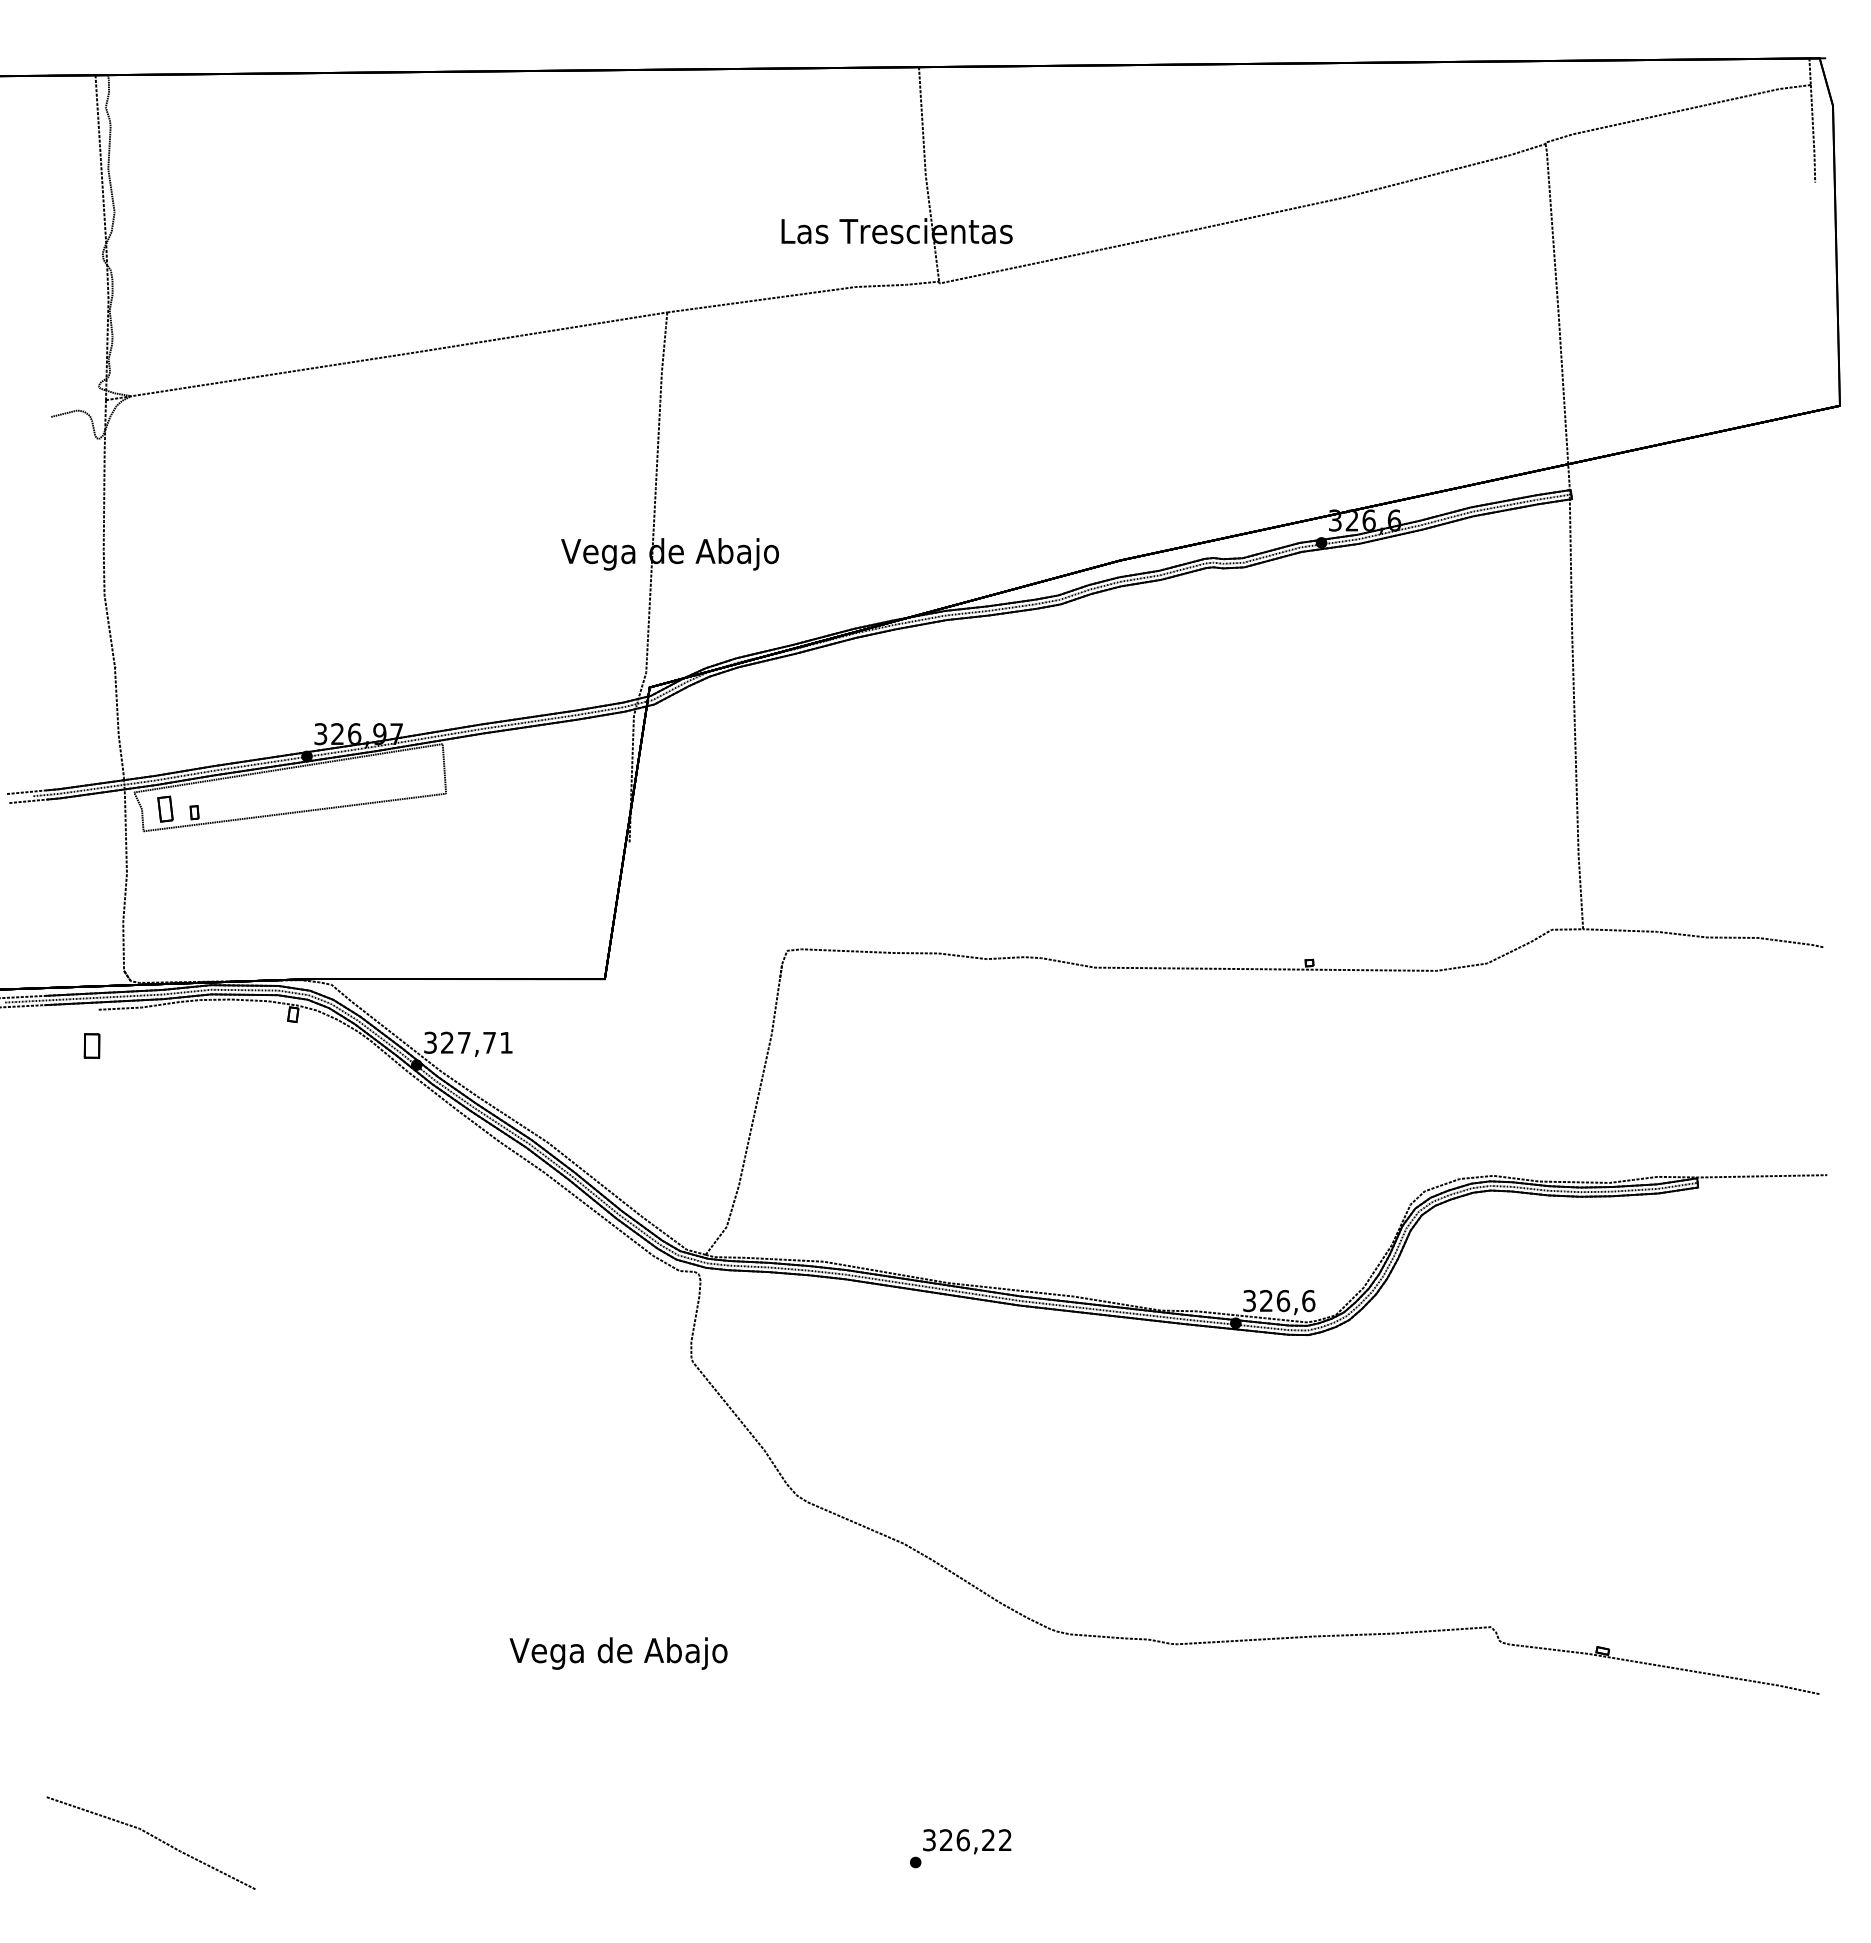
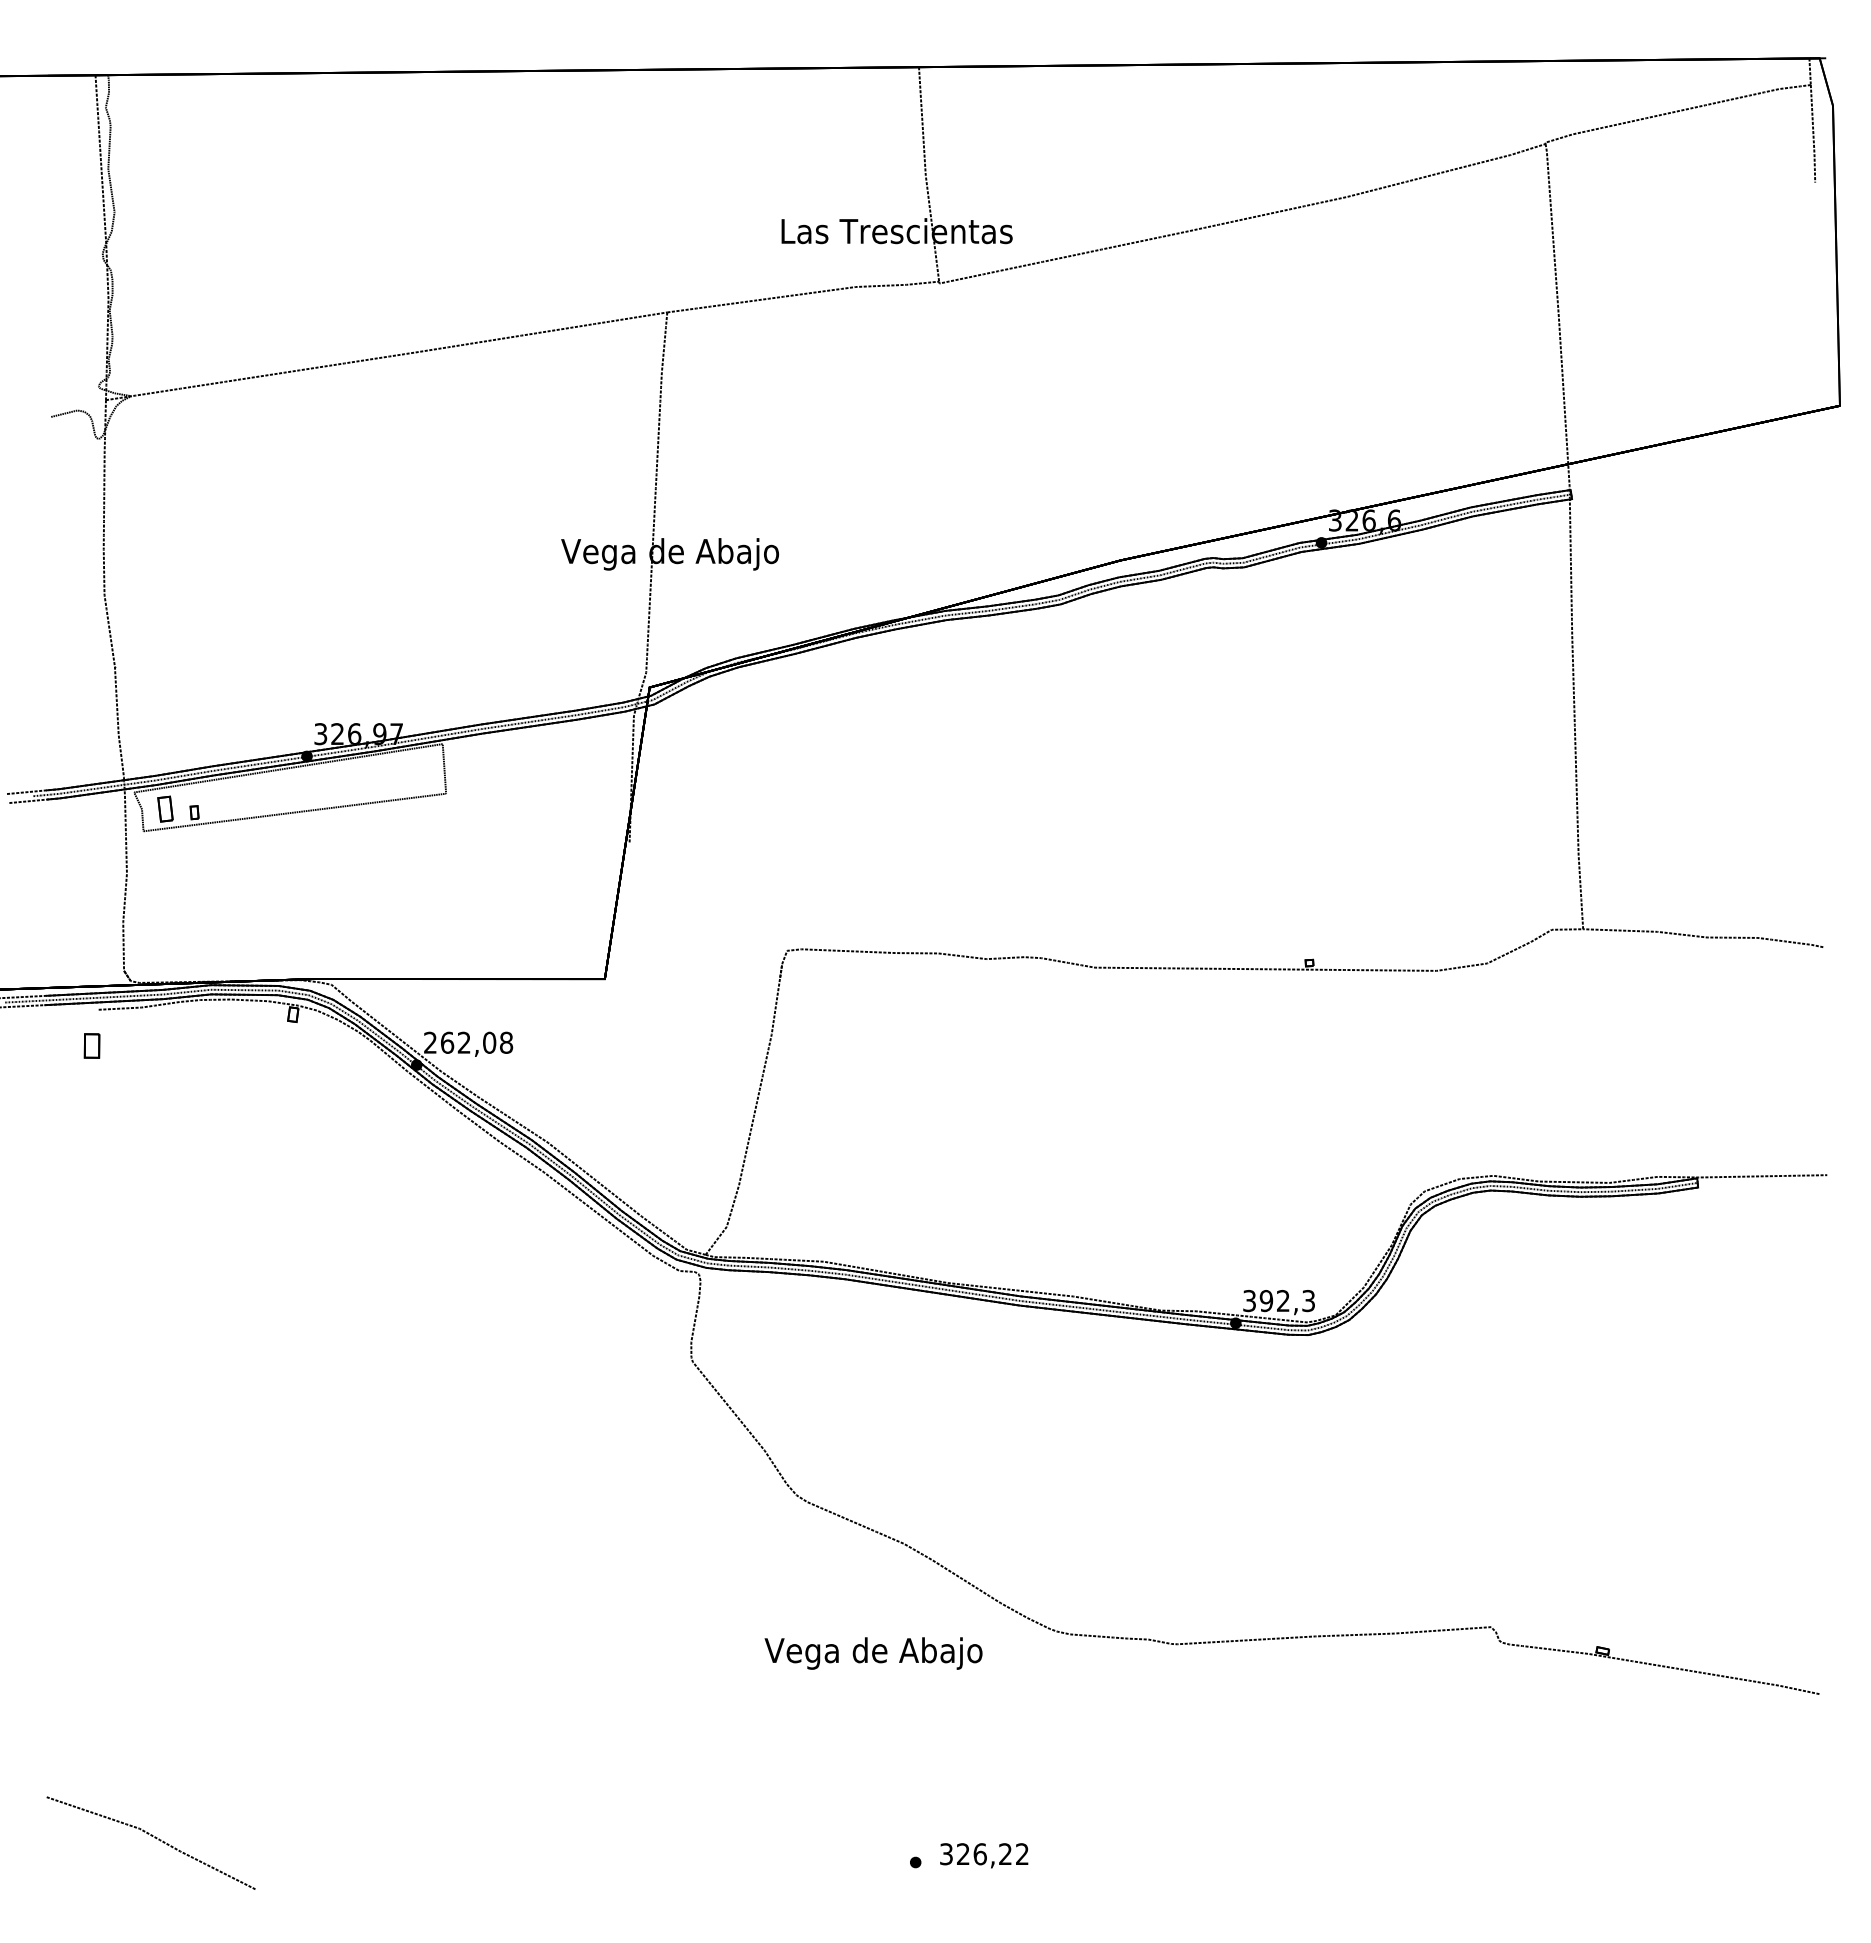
text: 327,71 -> 262,08 (468, 1042)
text: 326,6 -> 392,3 (1287, 1300)
text position: (618, 1653) -> (873, 1653) (873, 1653)
text position: (967, 1841) -> (984, 1855) (984, 1855)
